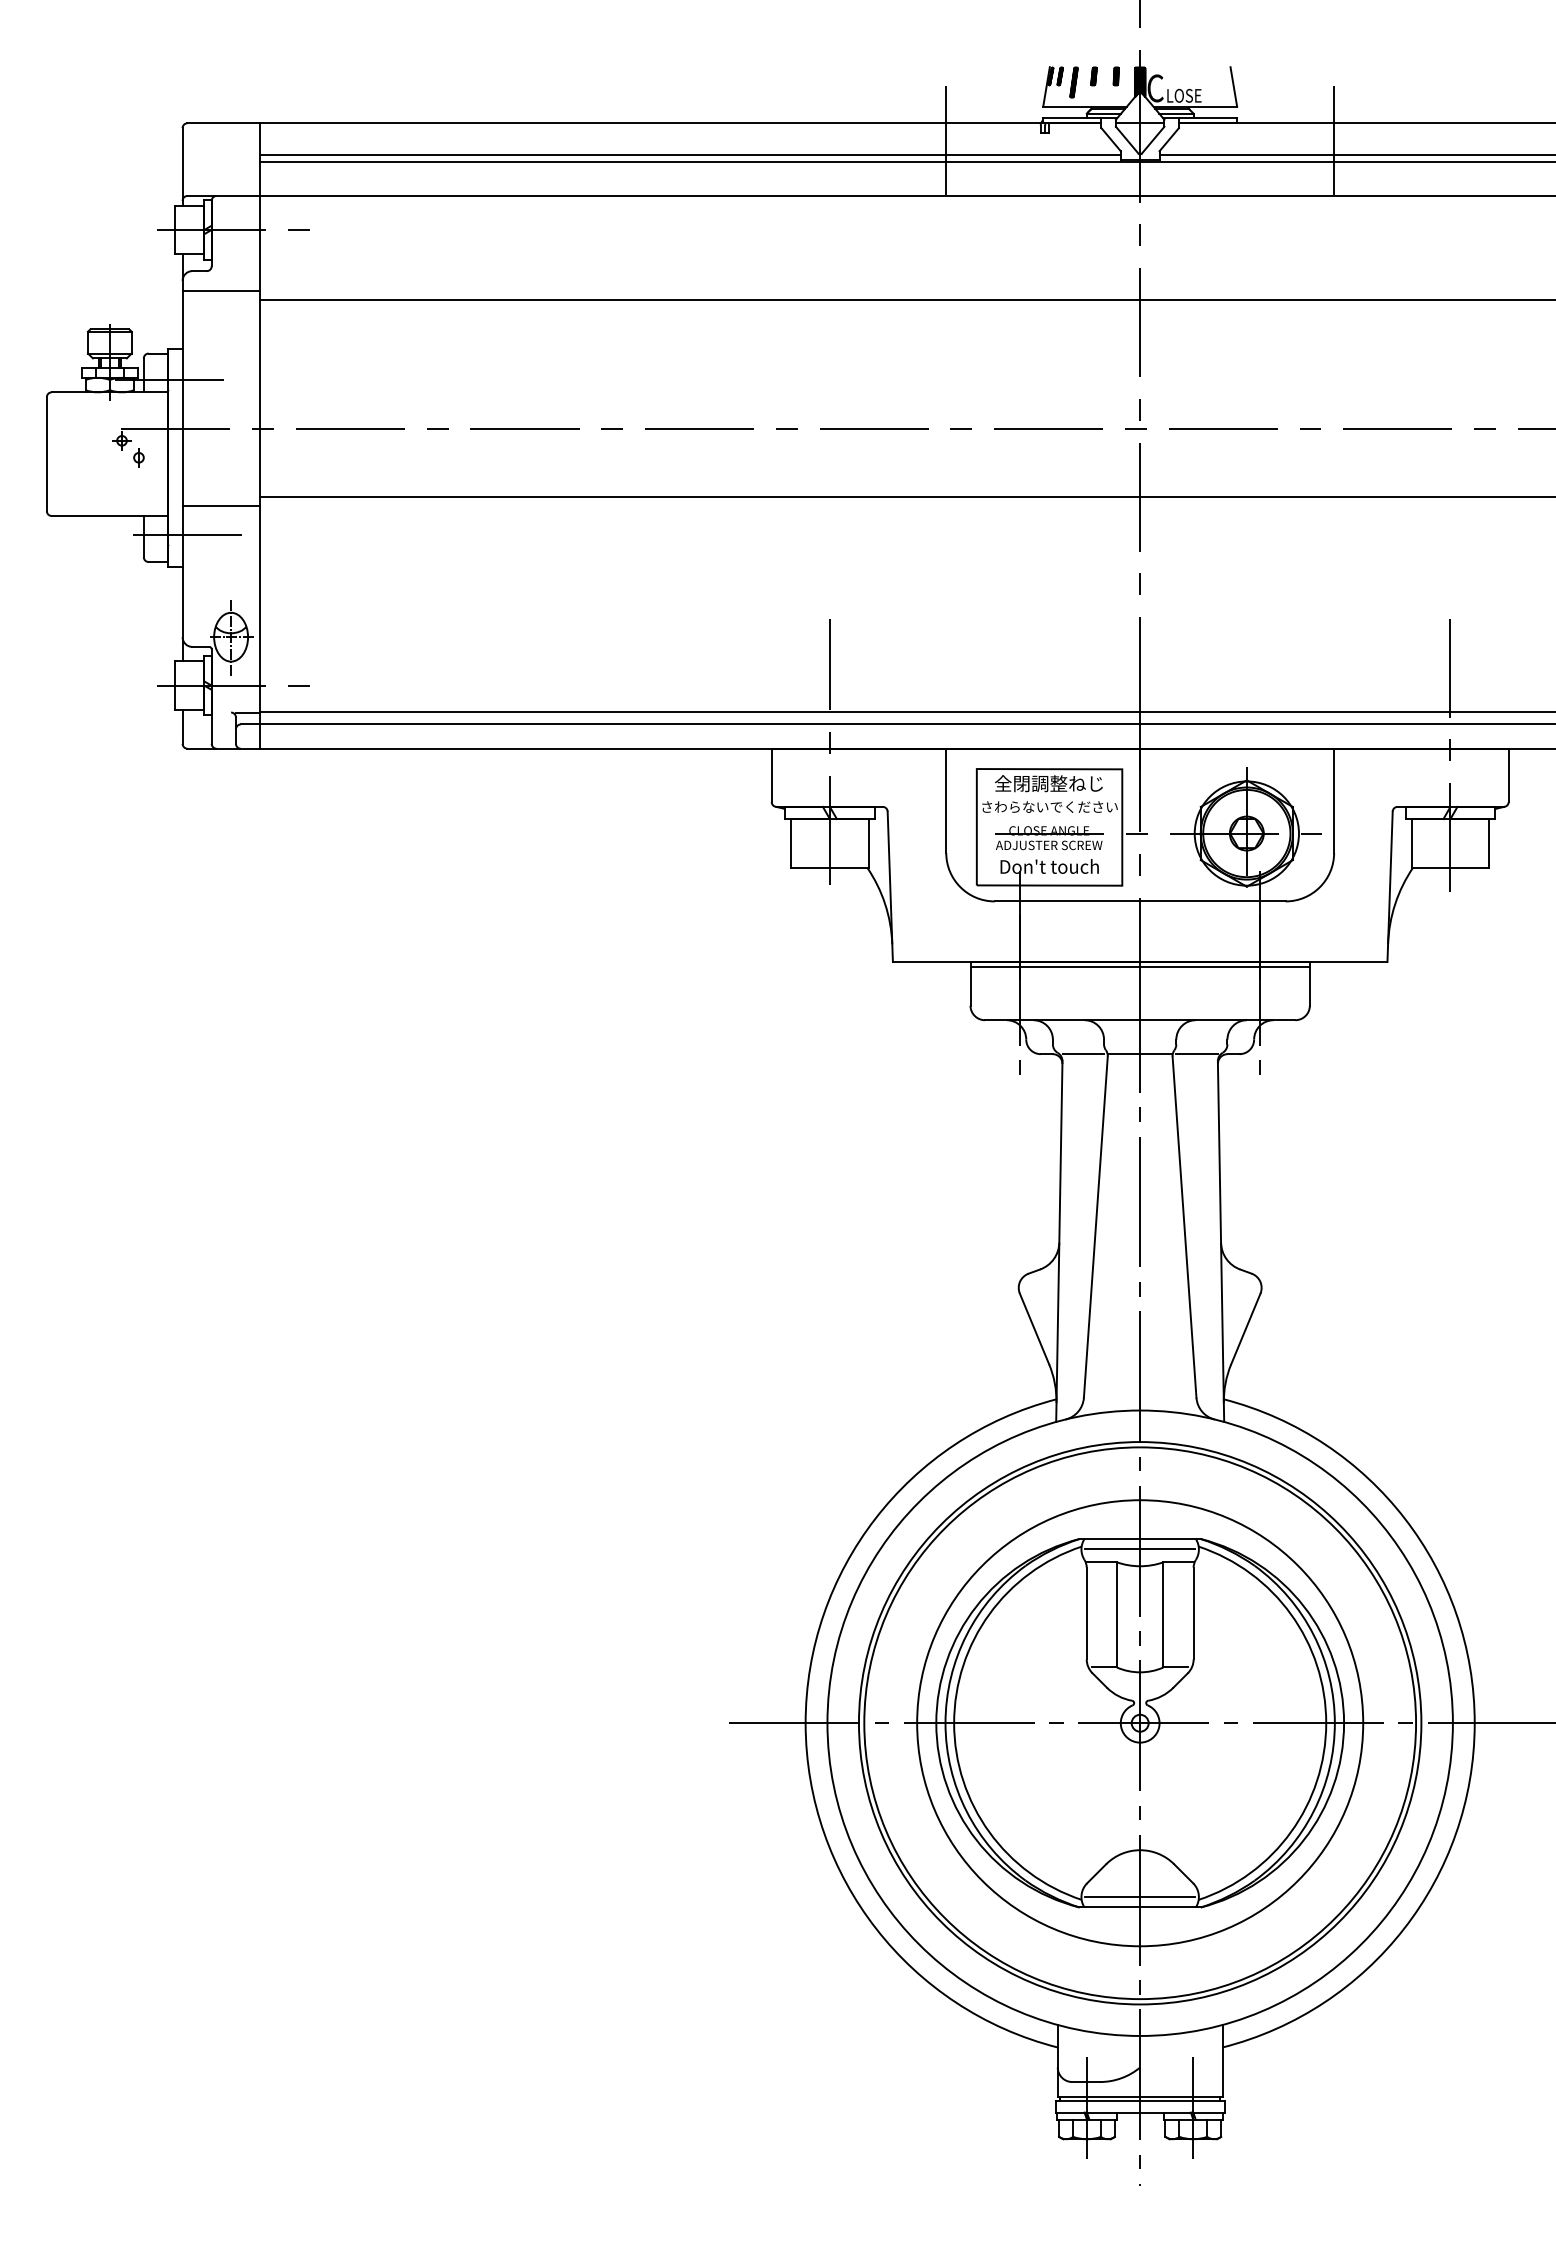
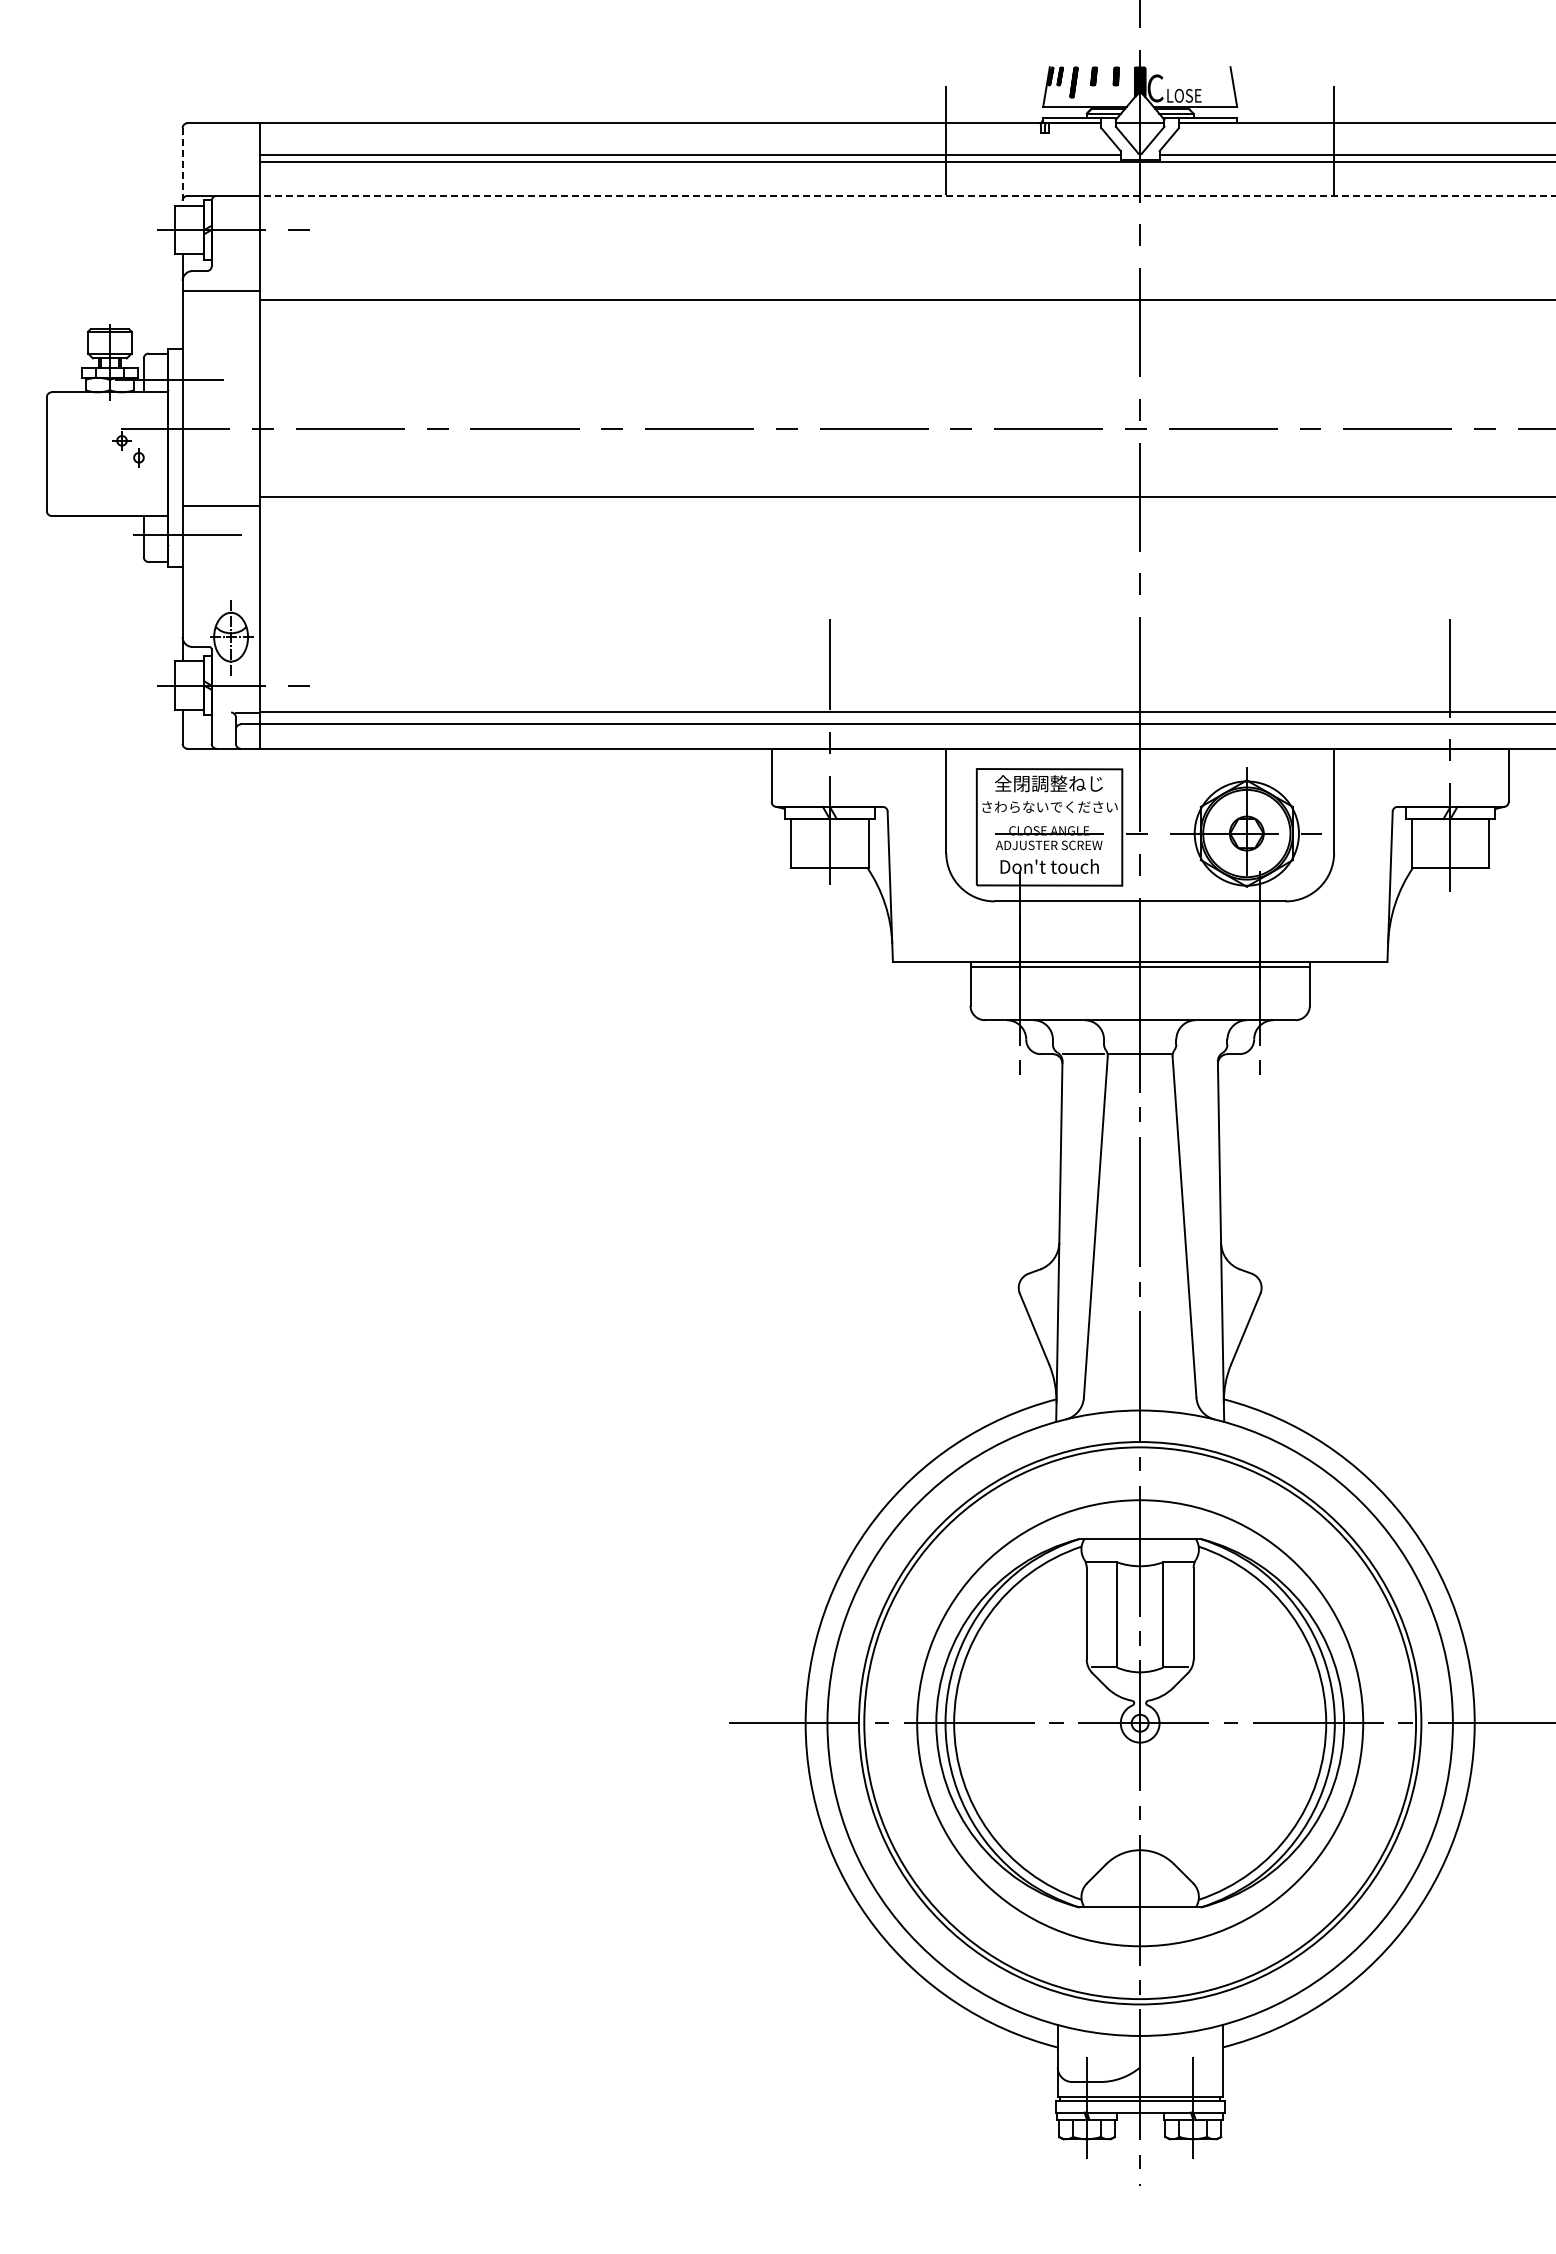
line: solid -> dashed (182, 166)
line: solid -> dashed (907, 195)
line: present -> none (1196, 1054)
line: present -> none (1140, 1549)
line: present -> none (1140, 1897)
